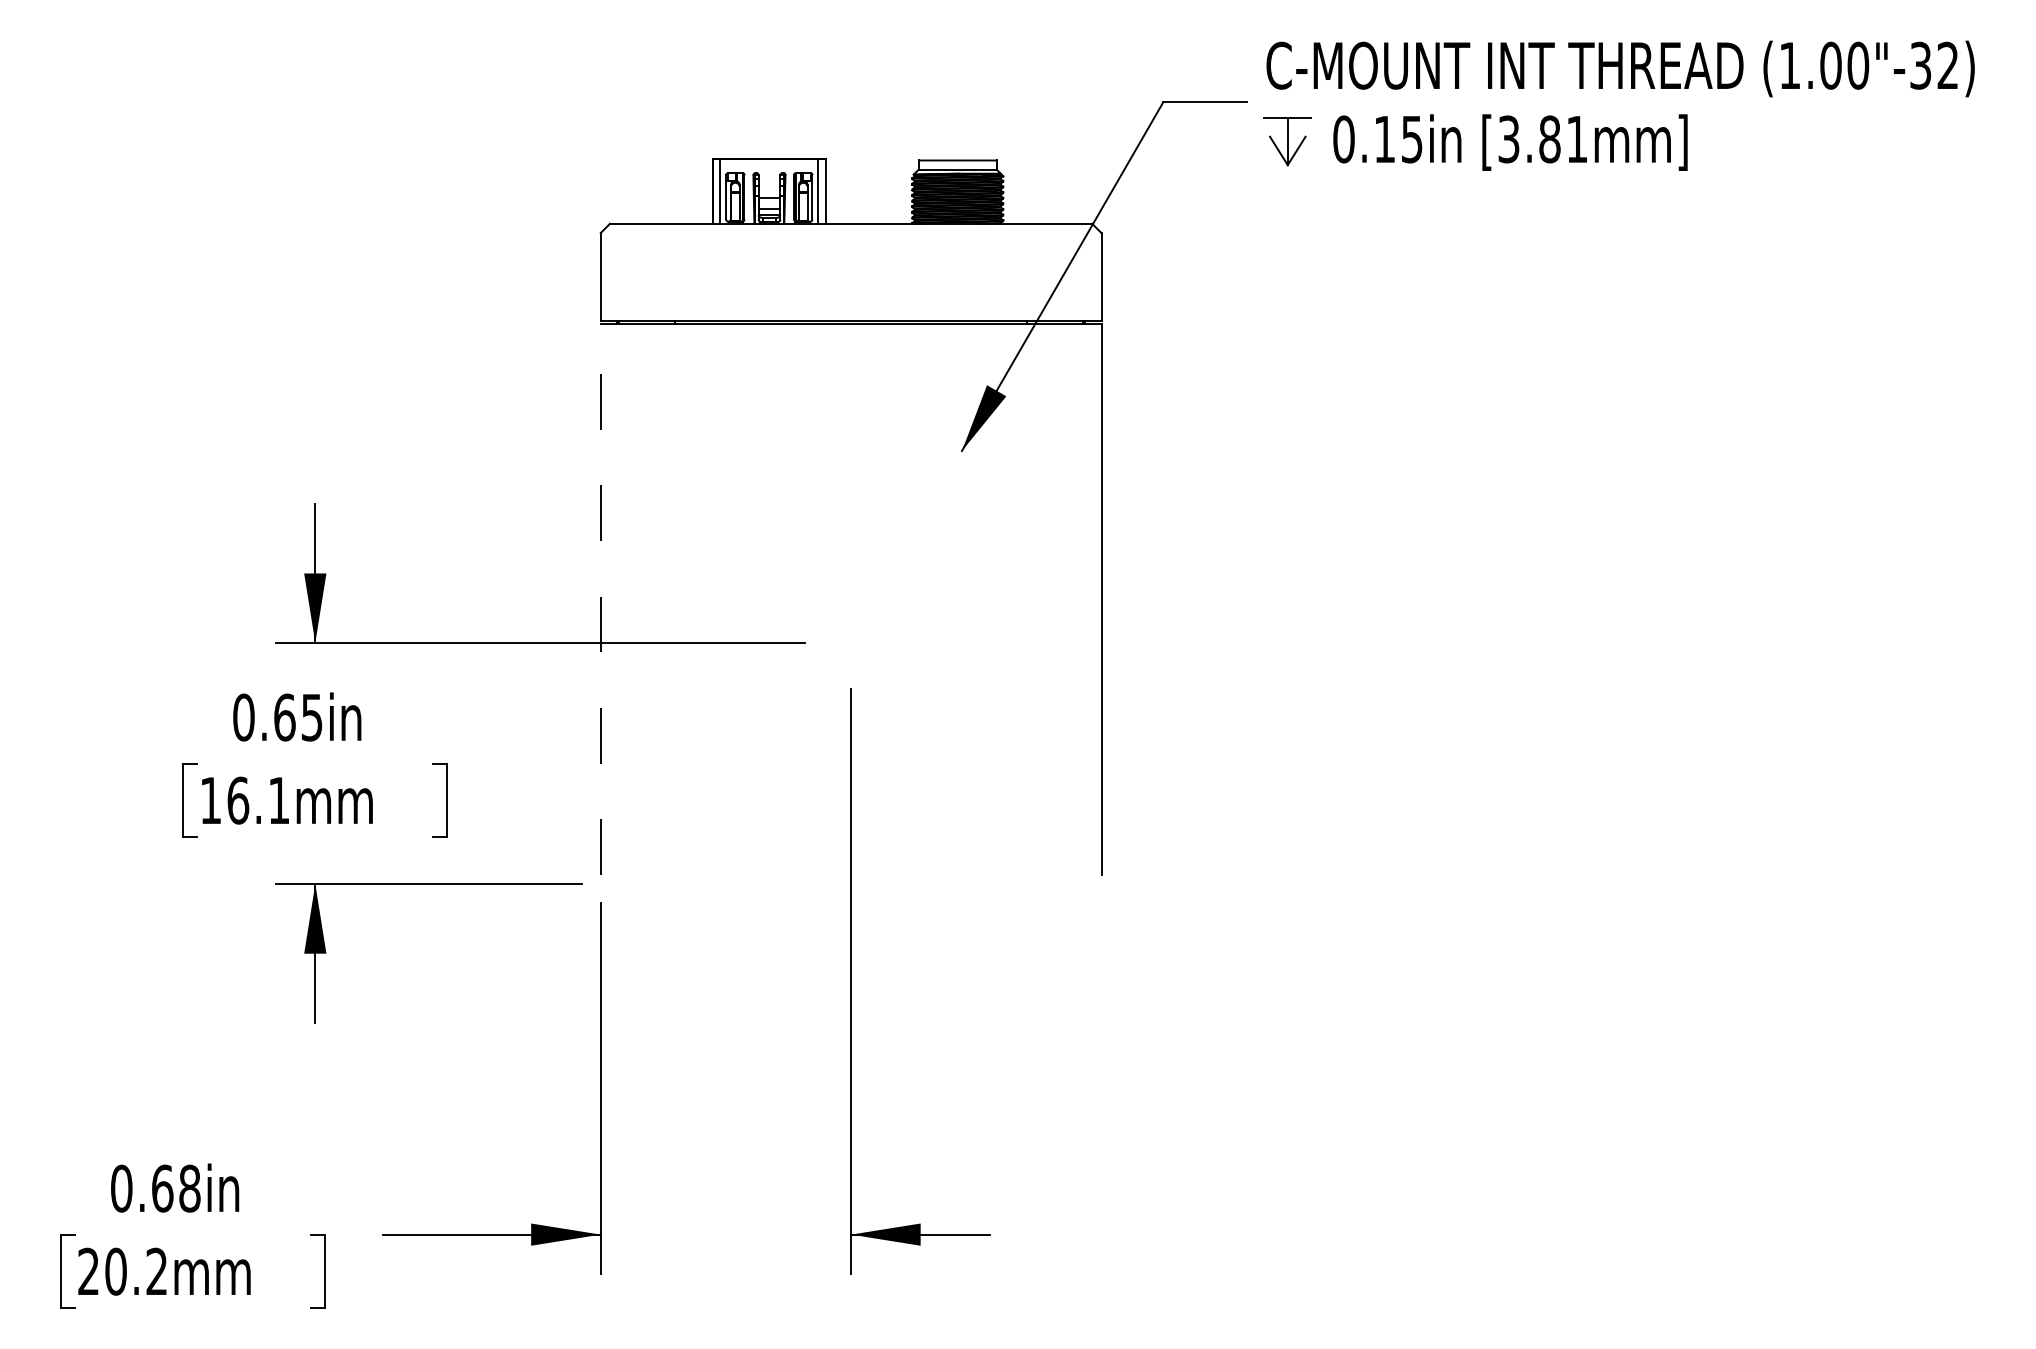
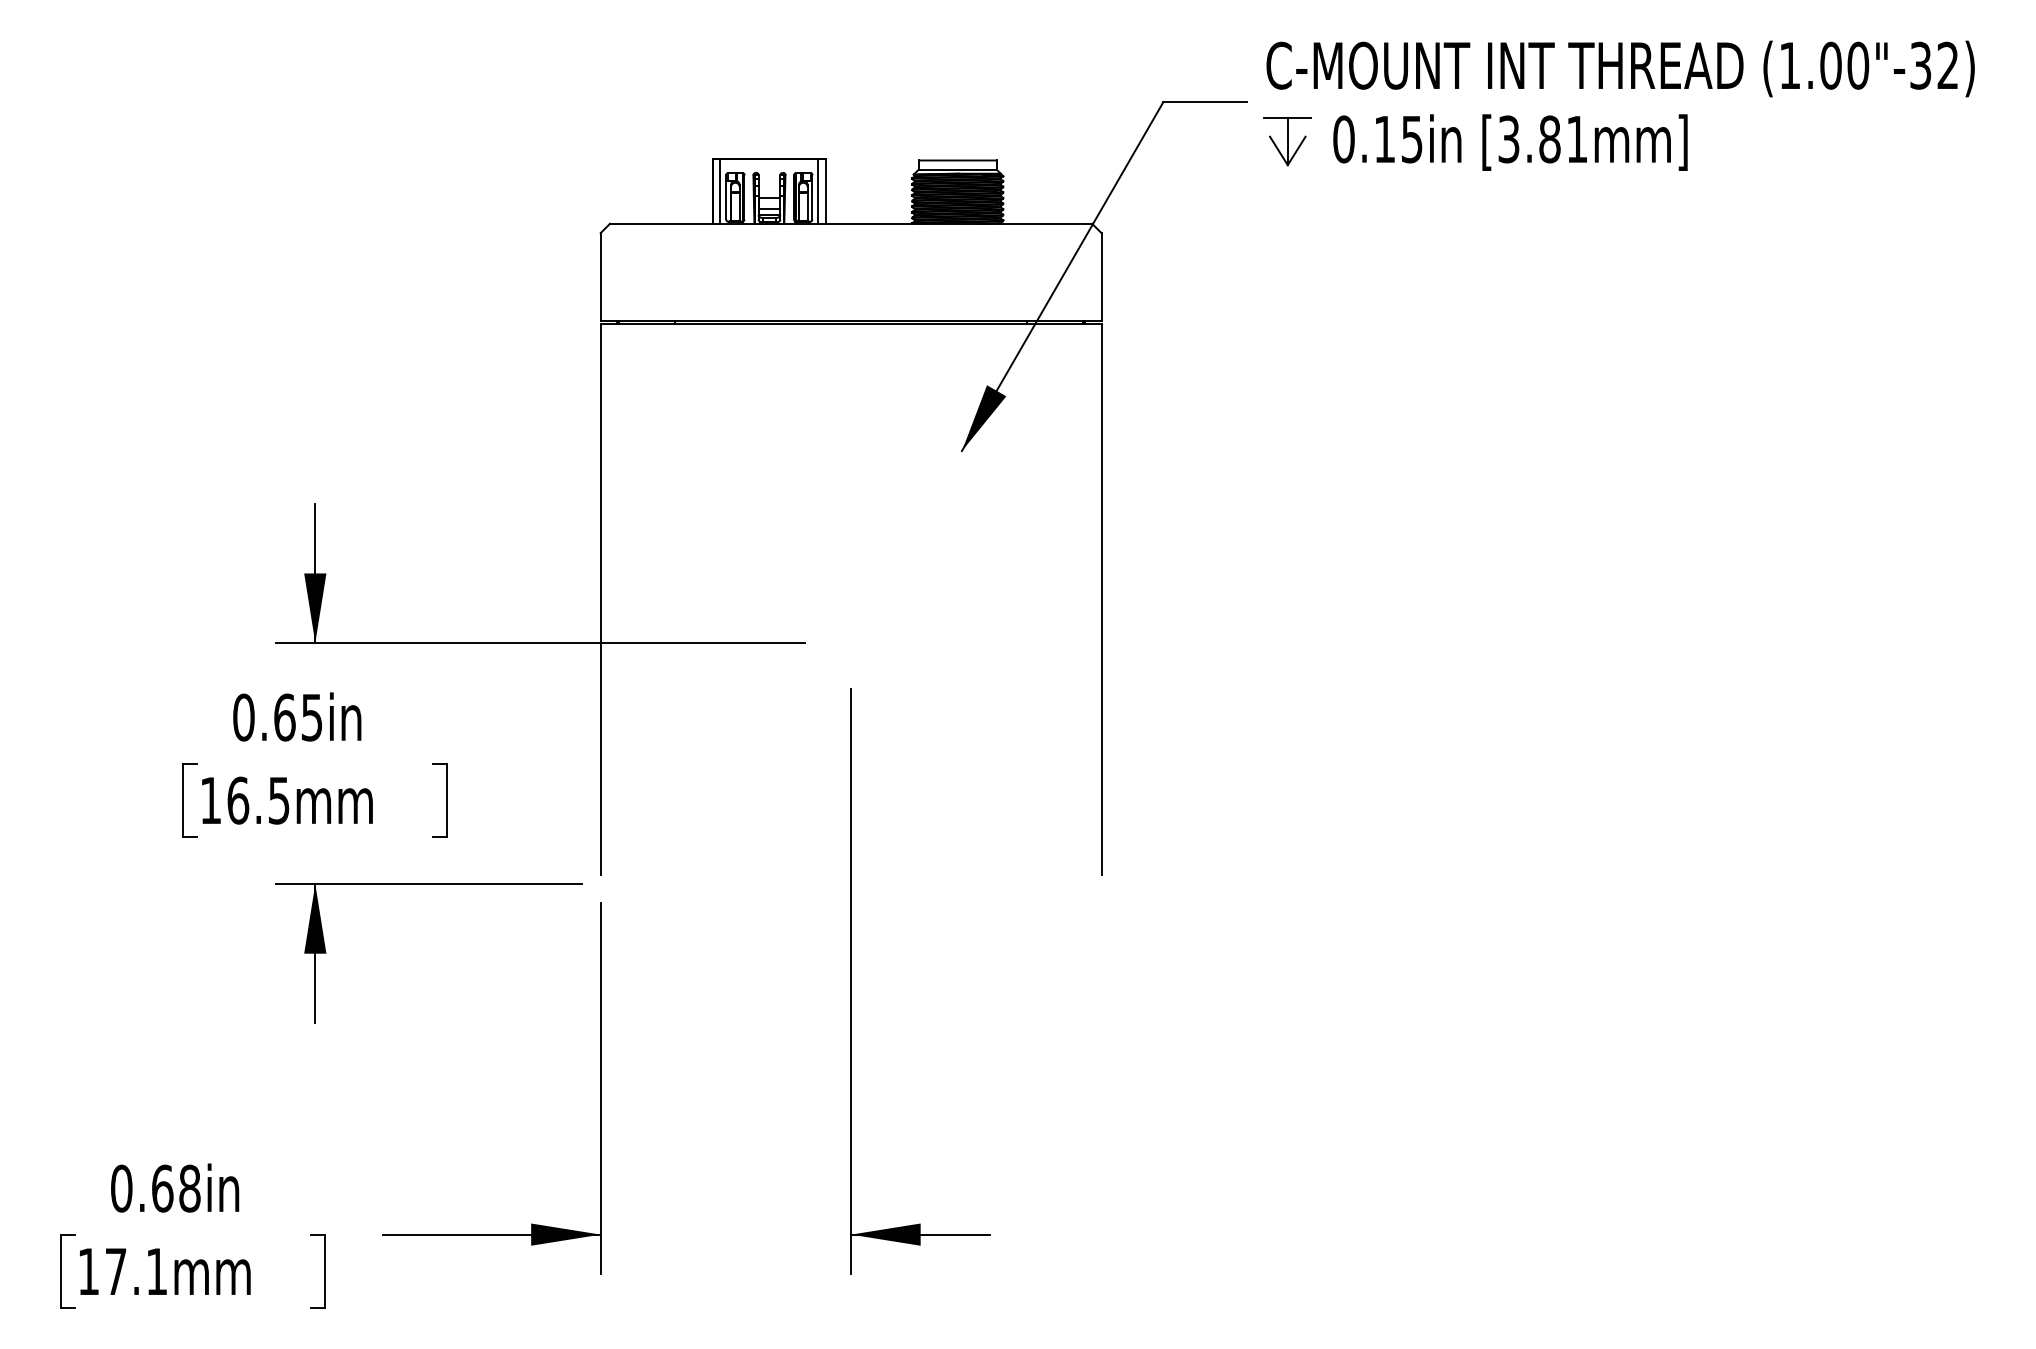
line: dashed -> solid (600, 599)
text: 16.1mm -> 16.5mm (279, 800)
text: 20.2mm -> 17.1mm (122, 1271)
